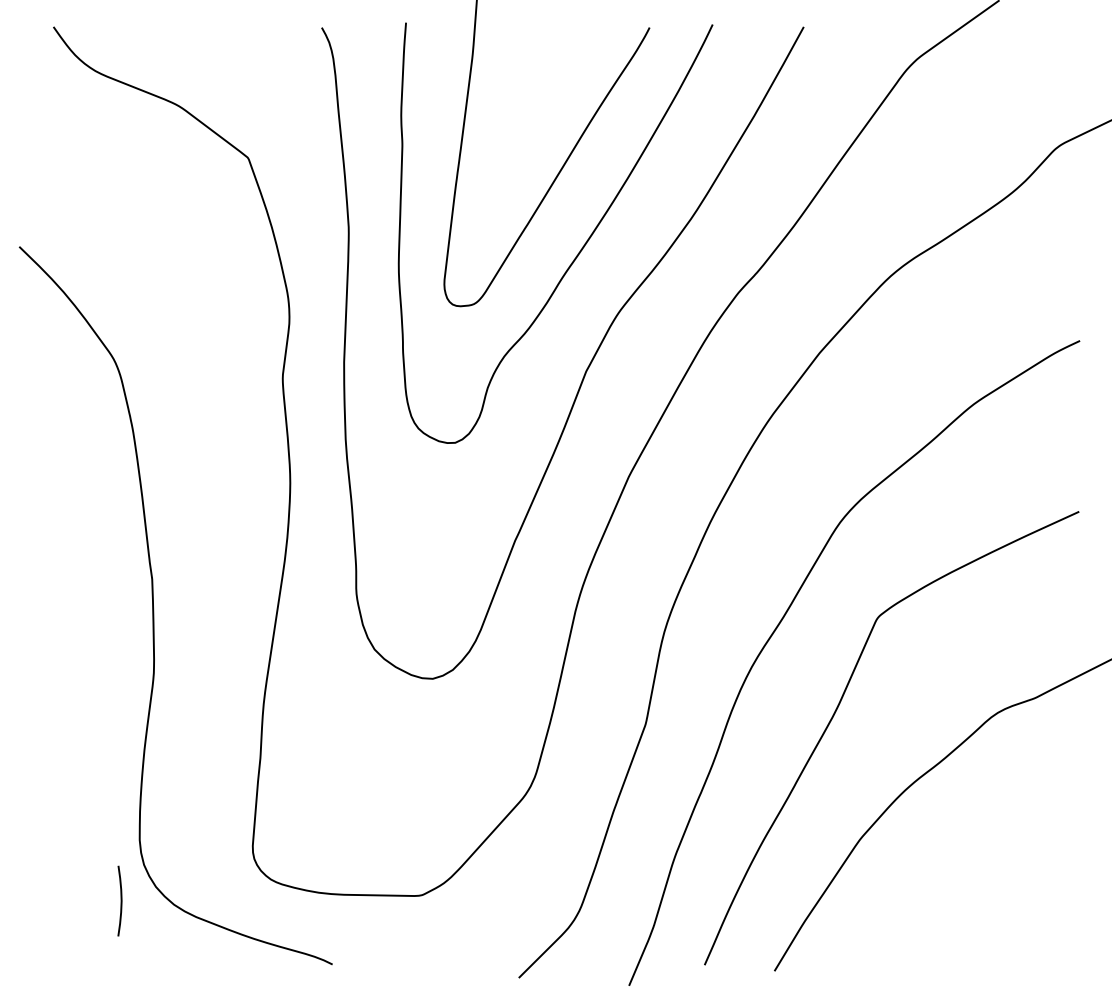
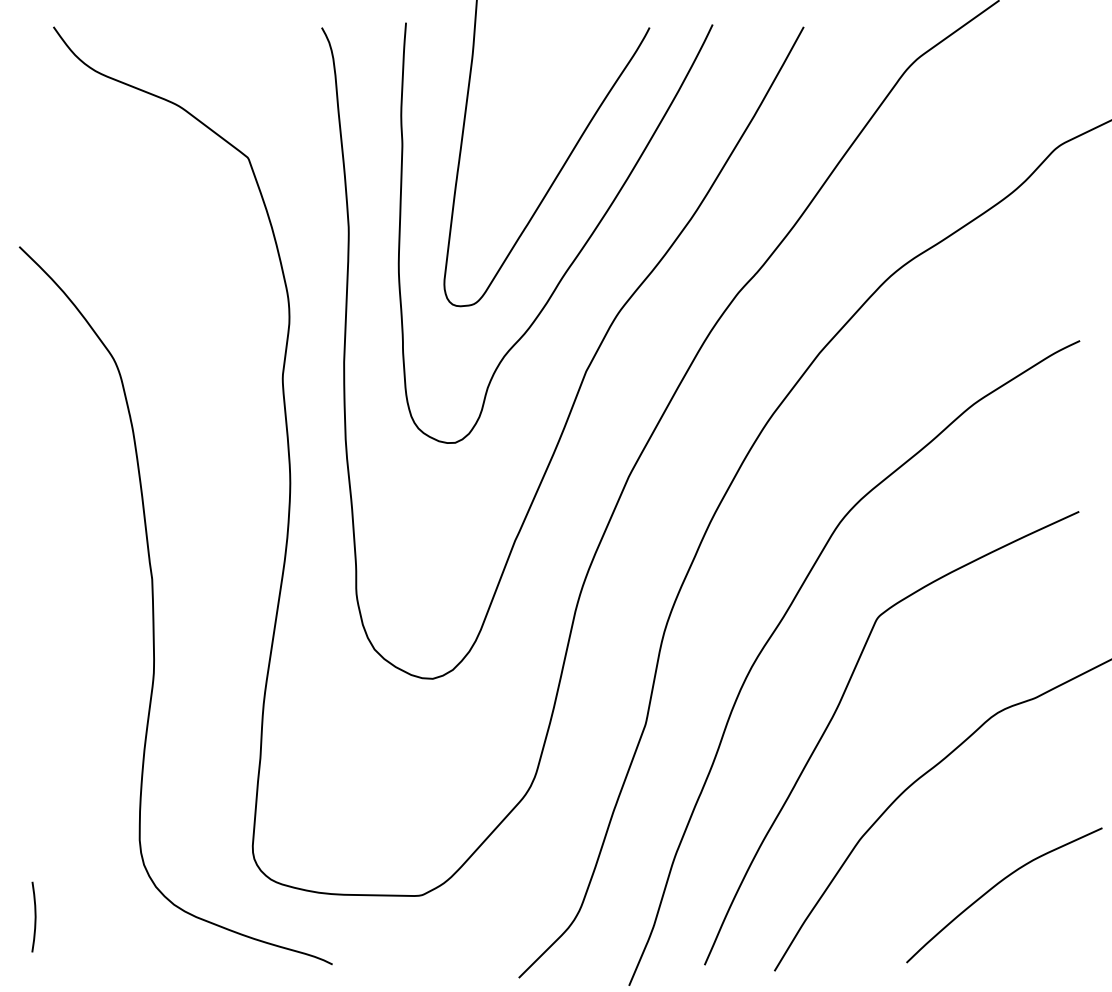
curve: none -> present (997, 885)
curve position: (120, 900) -> (34, 916) (34, 916)
